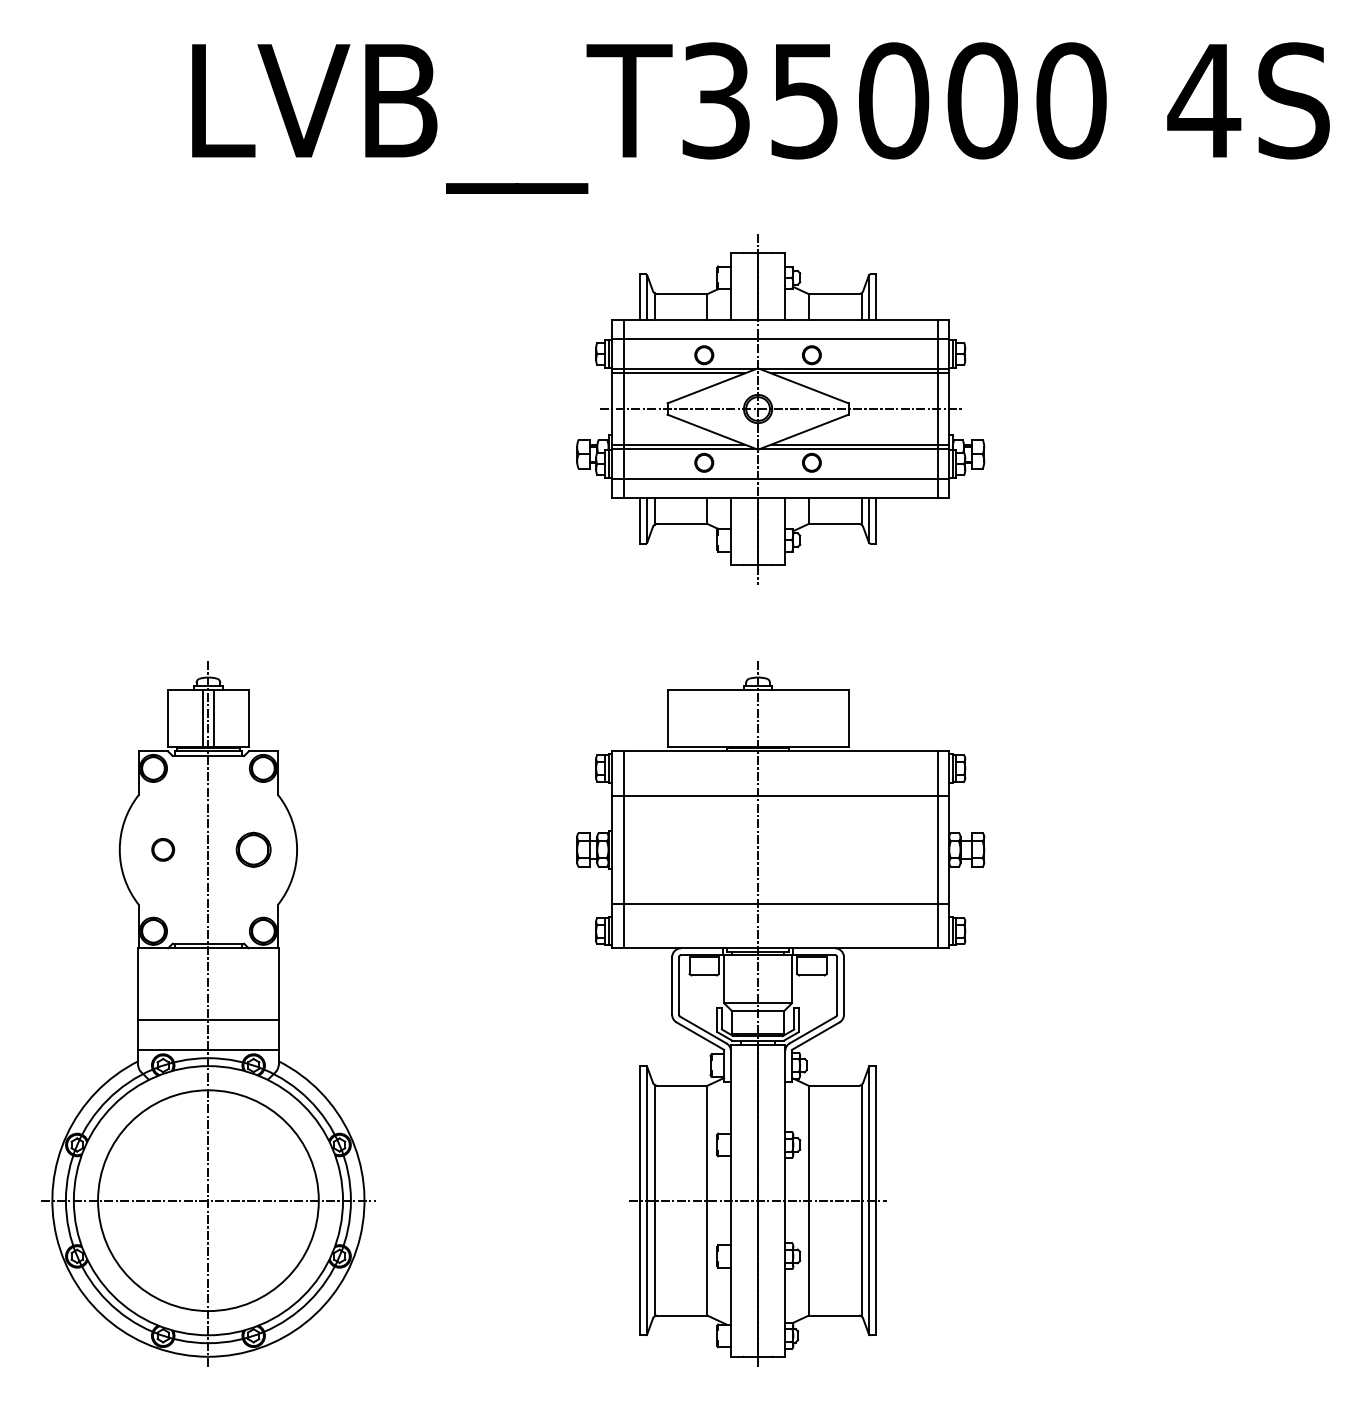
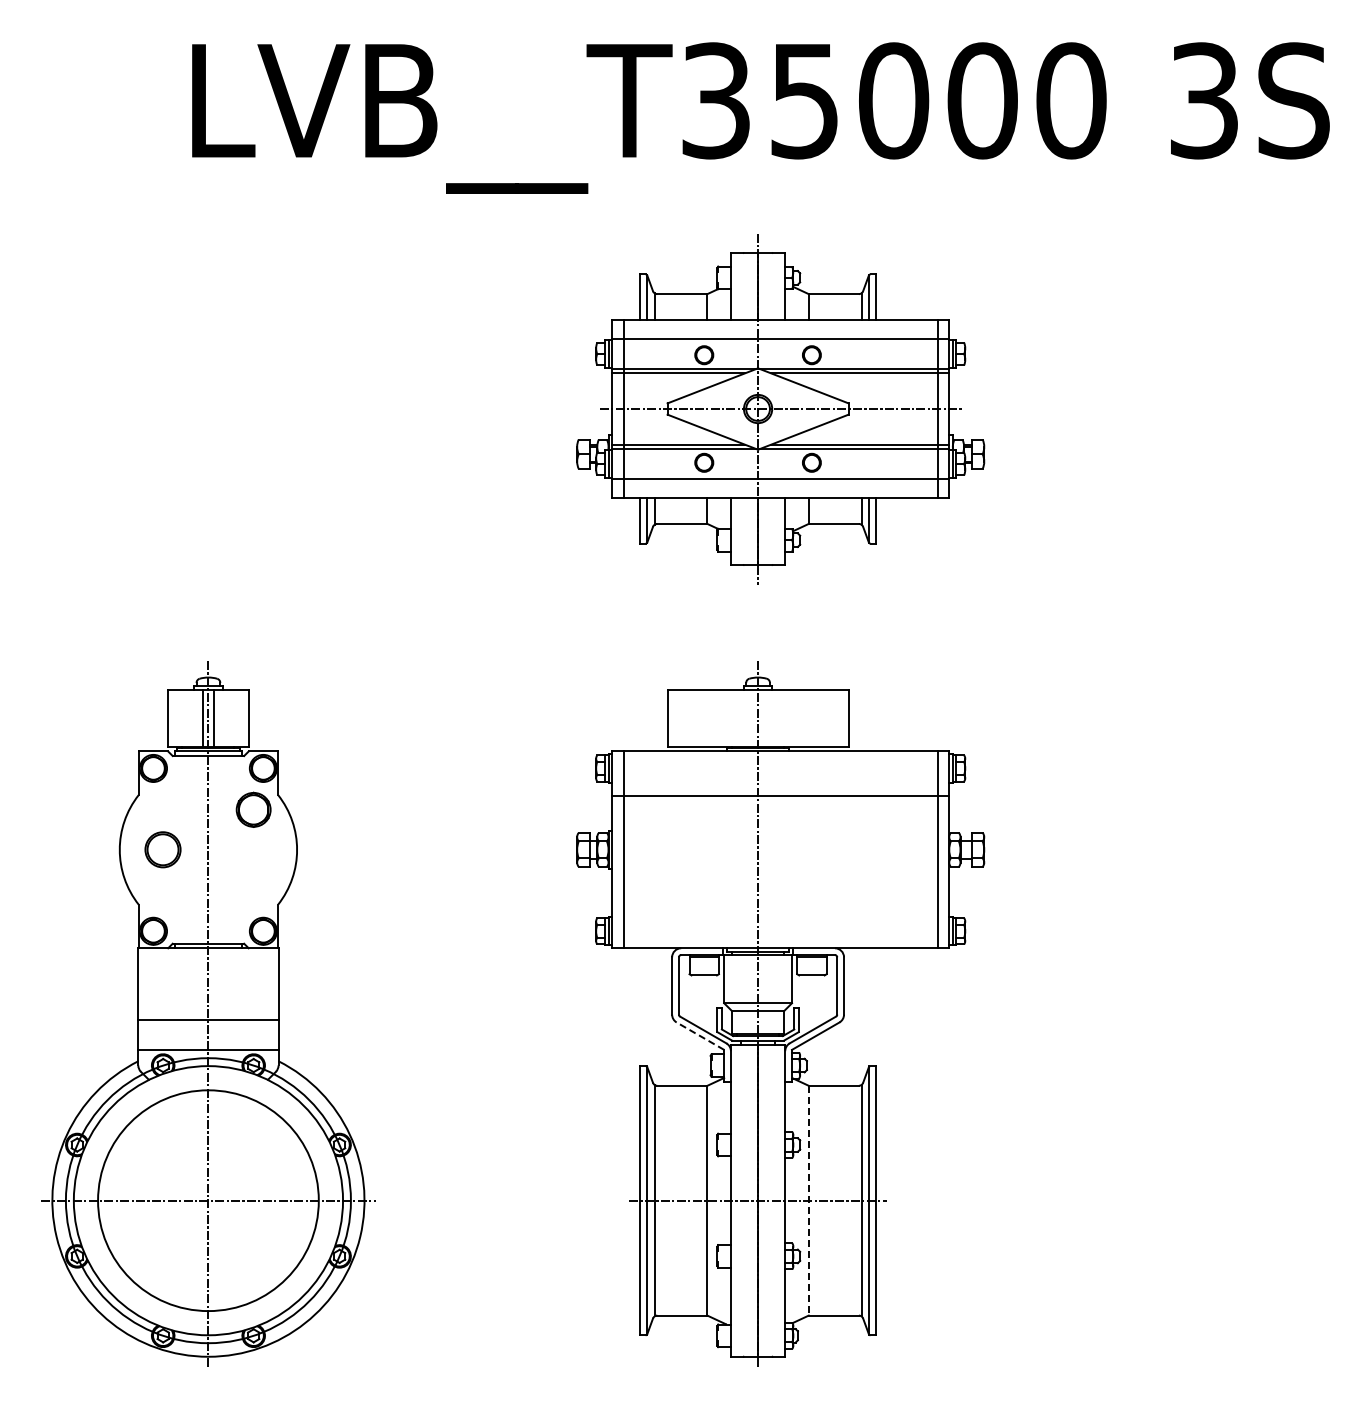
text: 4S -> 3S (1204, 100)
part size: 25x24 px -> 38x38 px (162, 849)
part position: (253, 849) -> (253, 809) (253, 809)
line: present -> none (780, 904)
line: solid -> dashed (699, 1035)
line: solid -> dashed (808, 1200)
